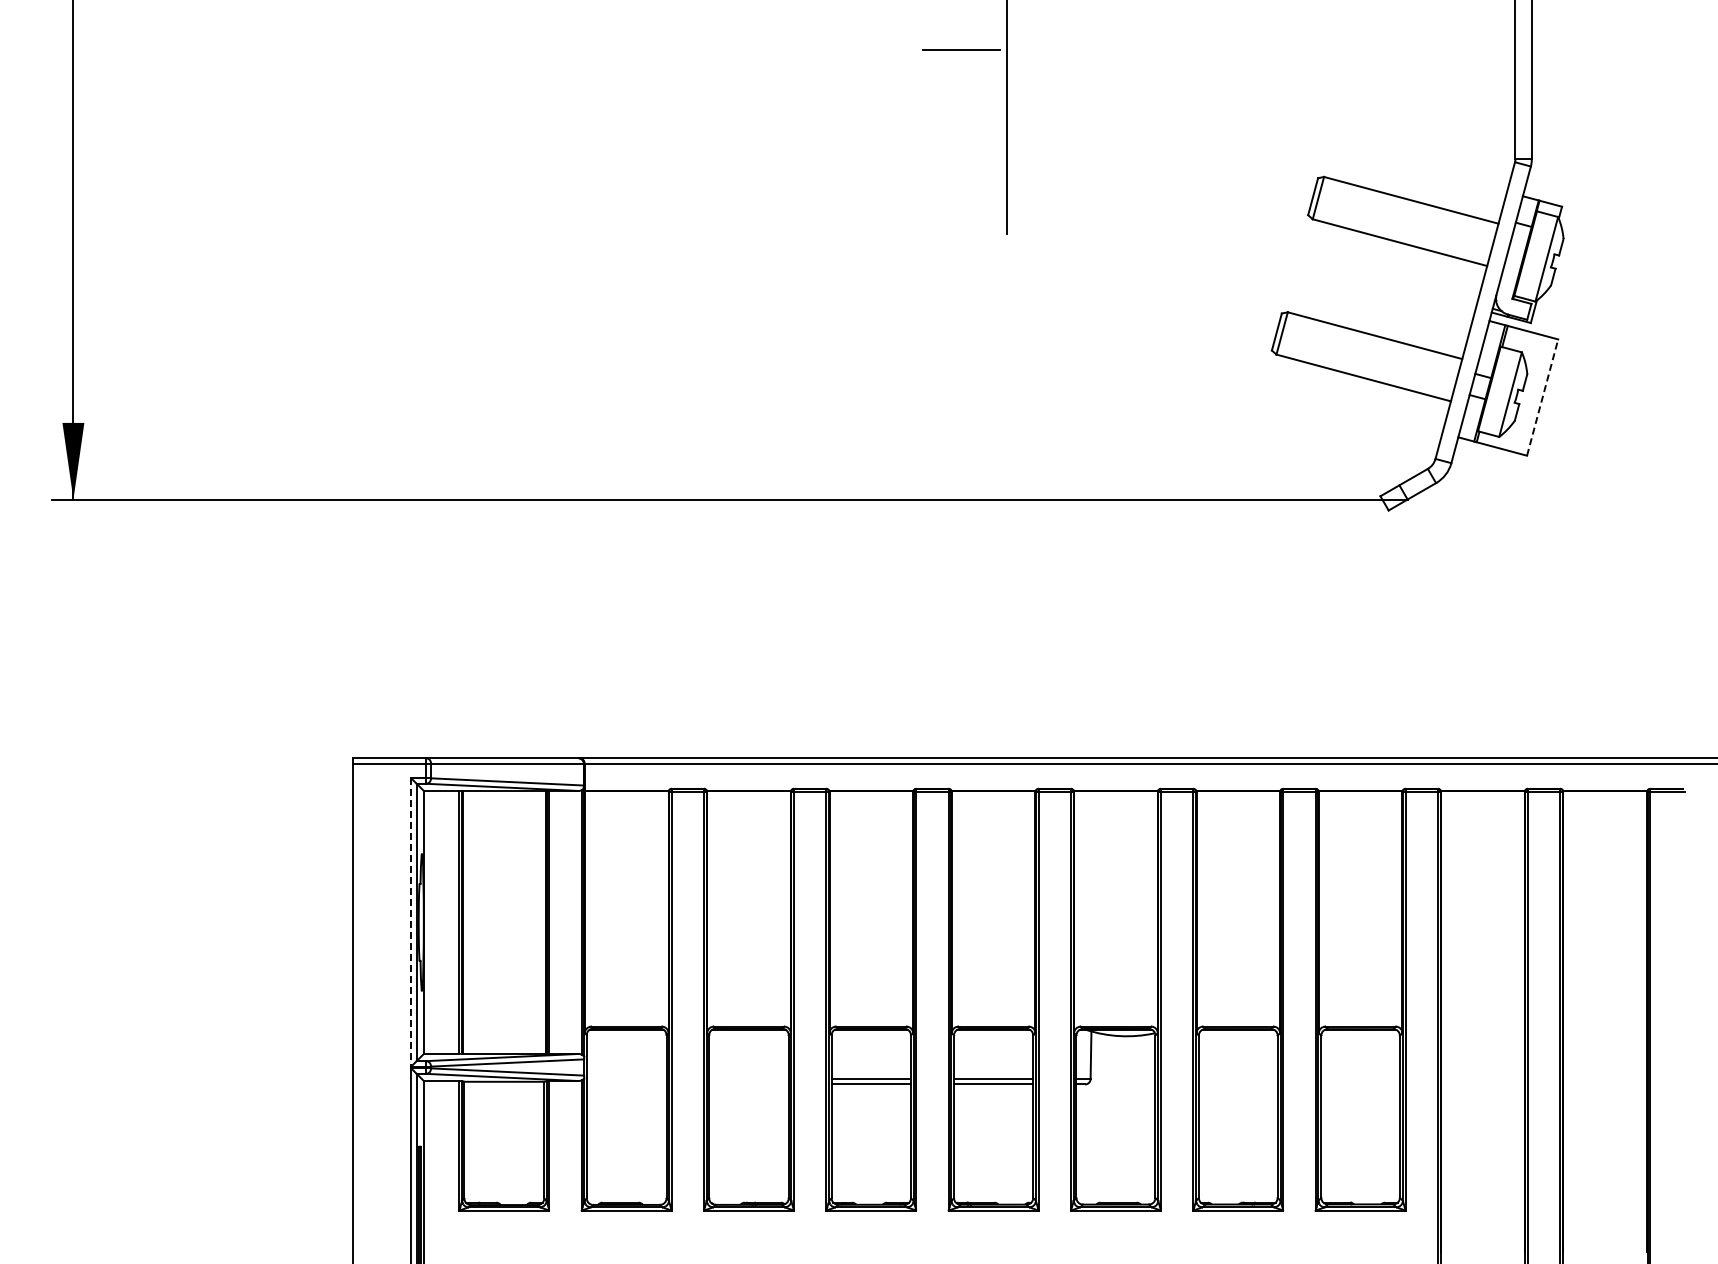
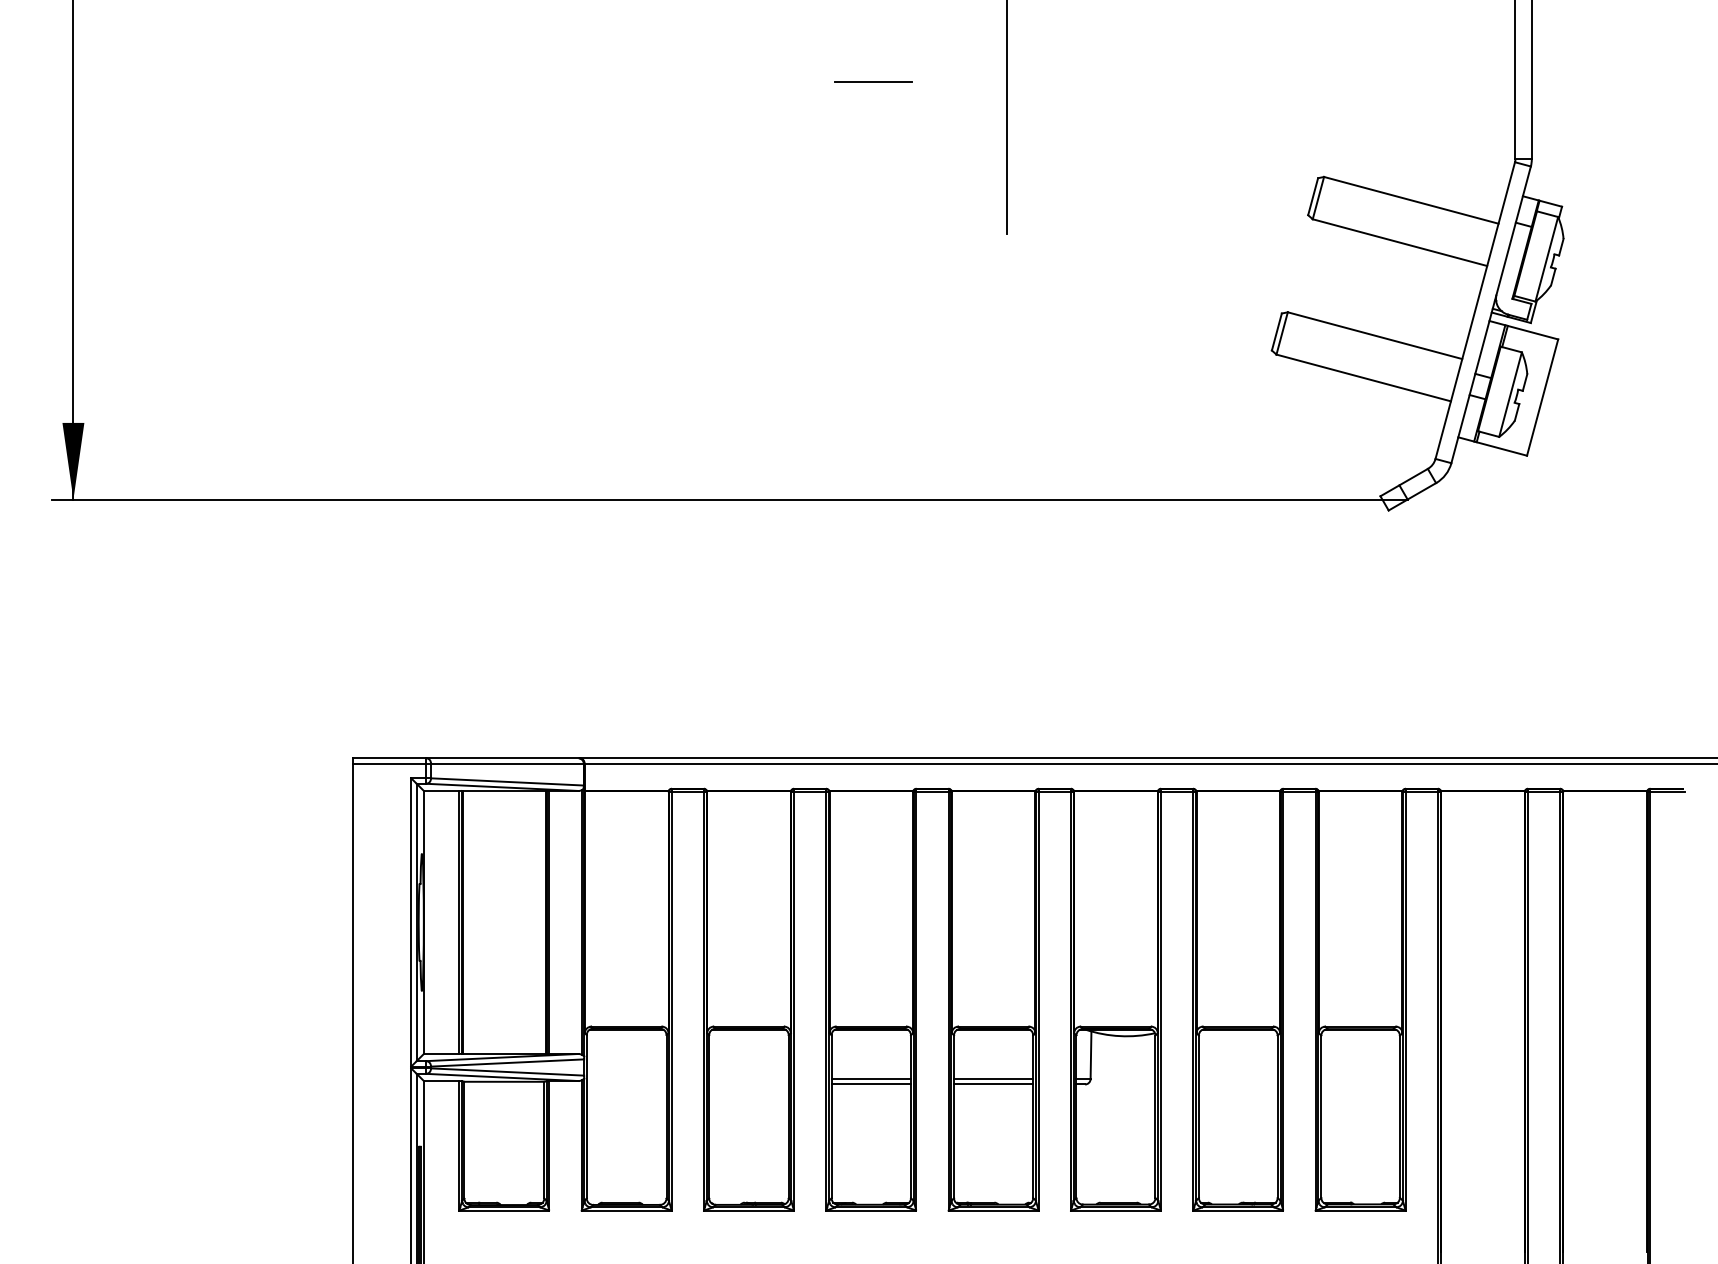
line position: (961, 49) -> (873, 81) (873, 81)
line: dashed -> solid (1542, 397)
line: dashed -> solid (411, 922)
